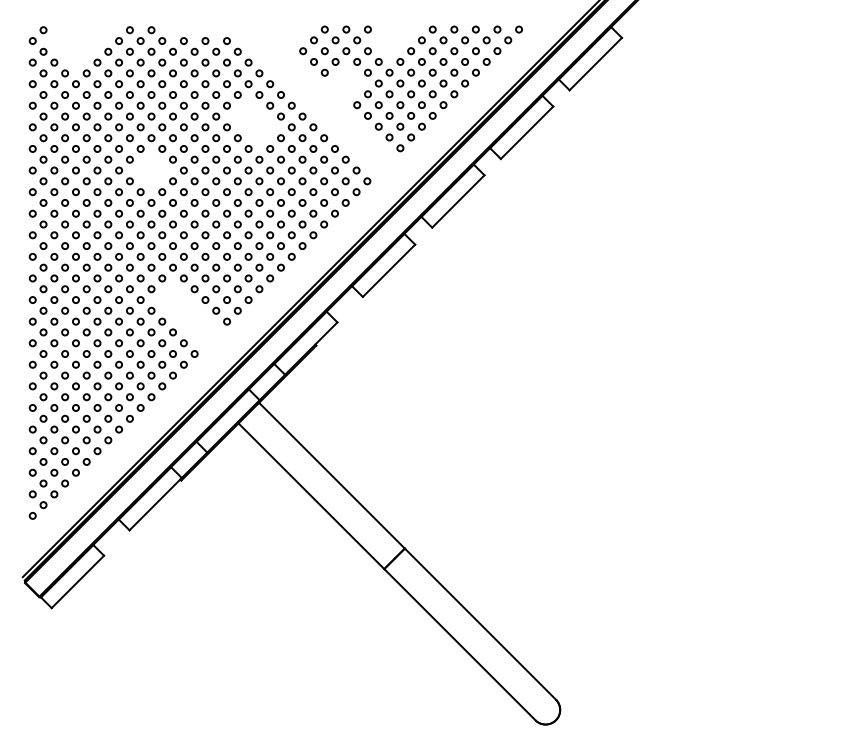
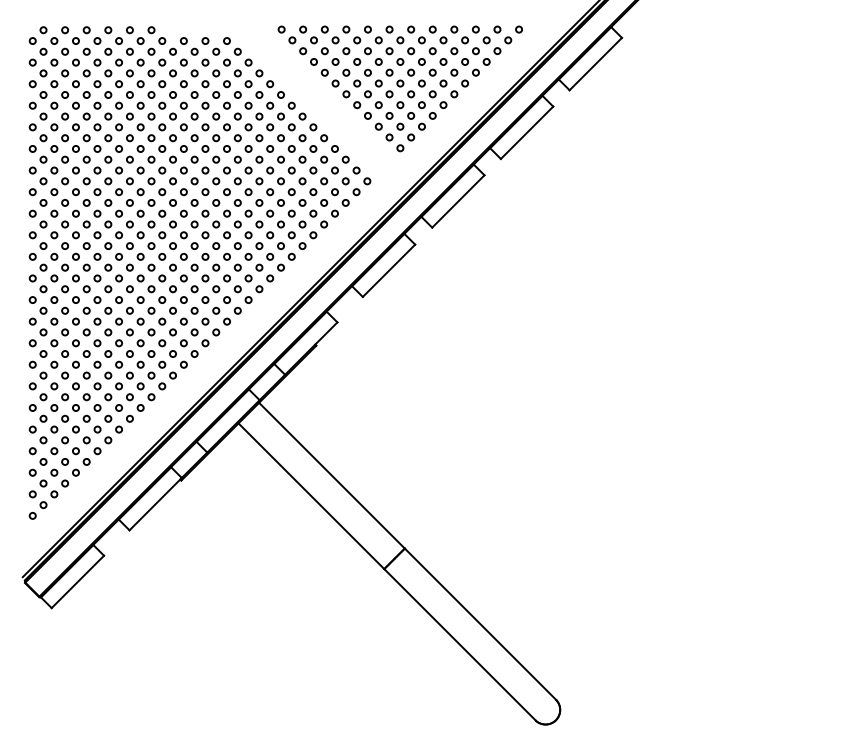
part: none -> present (292, 34)
part: none -> present (394, 40)
part: none -> present (81, 46)
part: none -> present (346, 76)
part: none -> present (253, 121)
part: none -> present (151, 163)
part: none -> present (189, 316)
